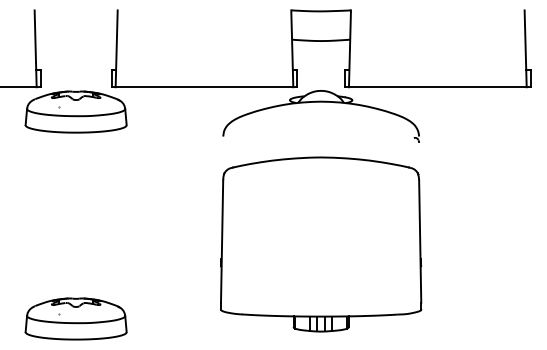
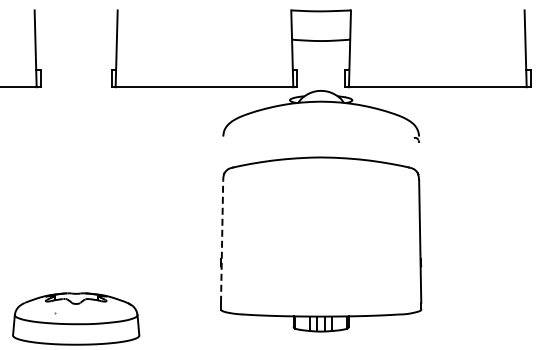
part: present -> none (75, 111)
line: solid -> dashed (222, 241)
part size: 104x44 px -> 129x54 px (76, 318)
